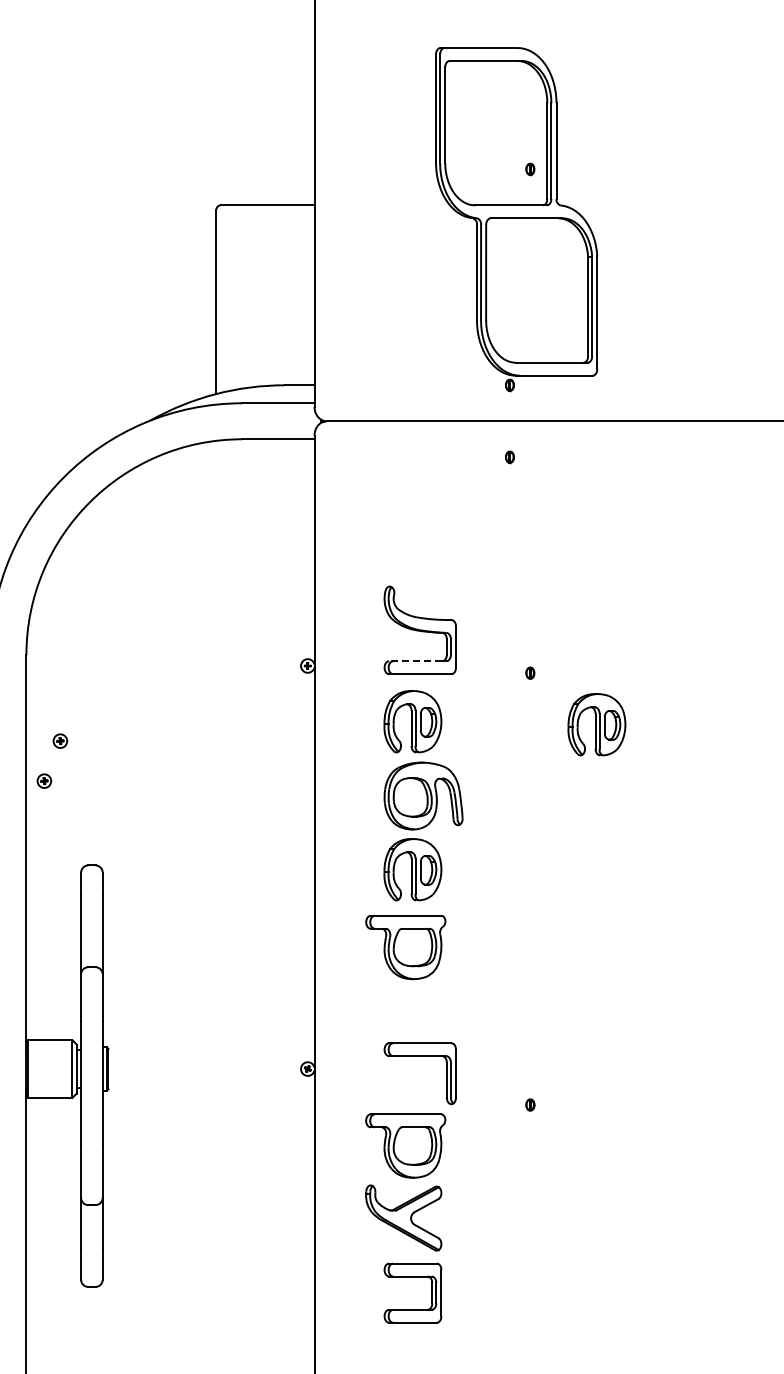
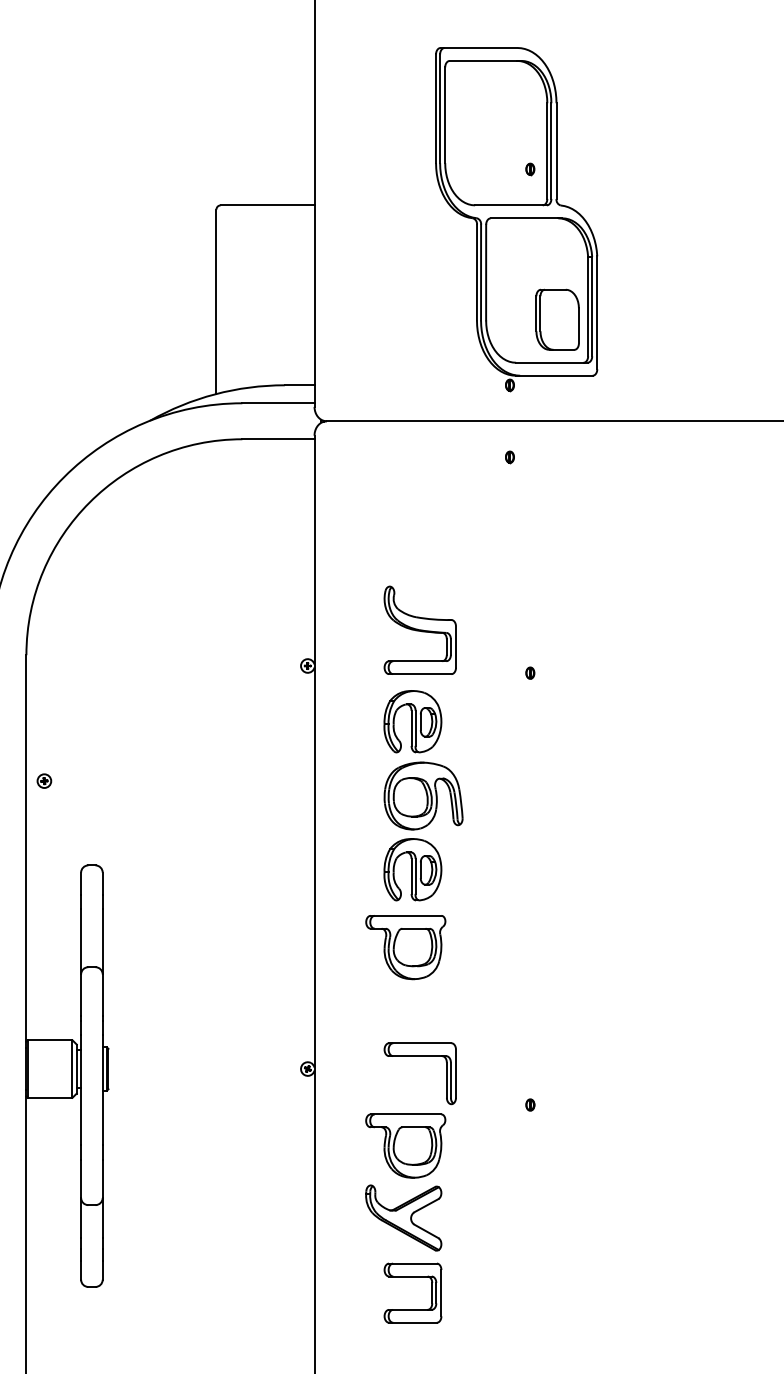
part: none -> present (557, 319)
line: dashed -> solid (415, 661)
part: present -> none (596, 724)
part: present -> none (60, 740)
